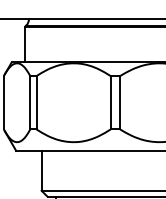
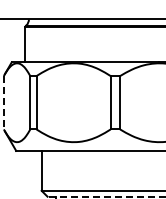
line: solid -> dashed (3, 102)
line: solid -> dashed (106, 196)
